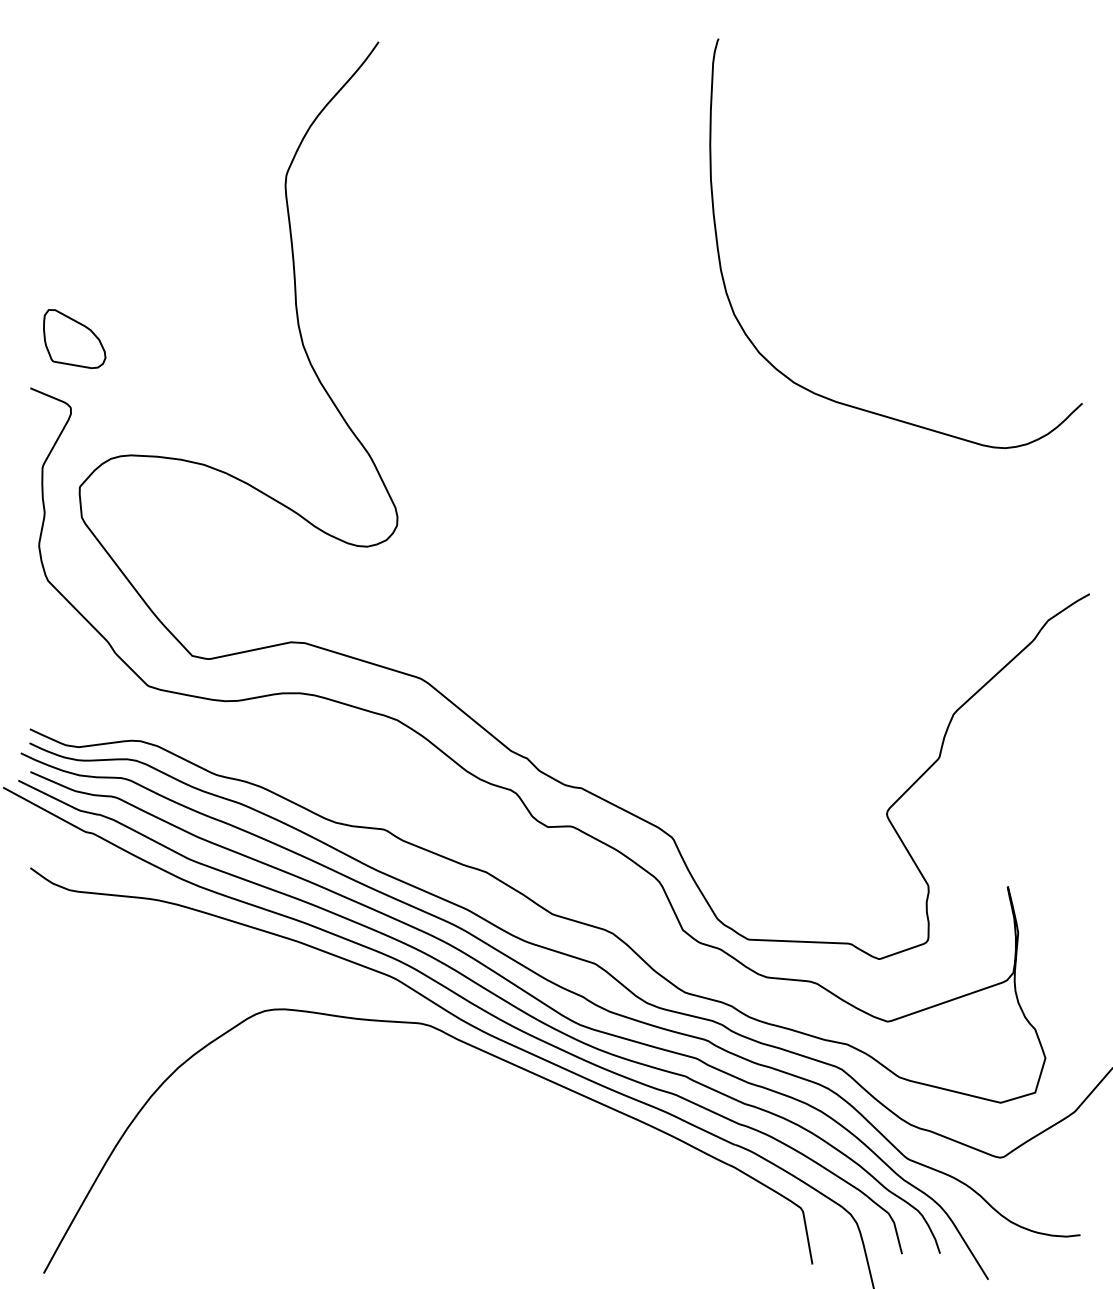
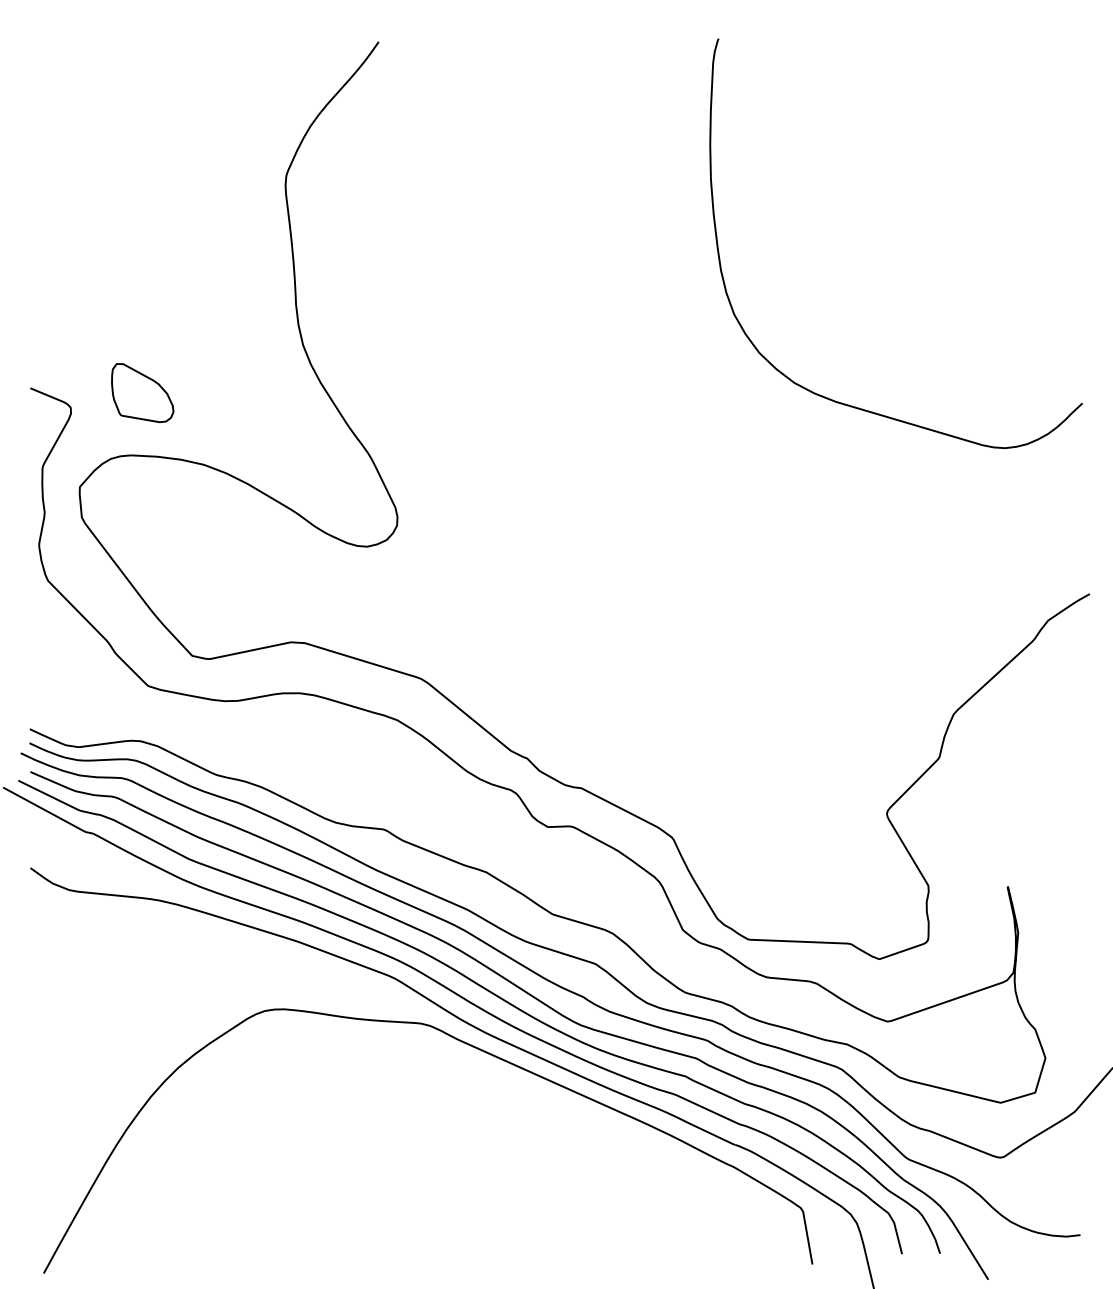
part position: (74, 339) -> (142, 393) (142, 393)
